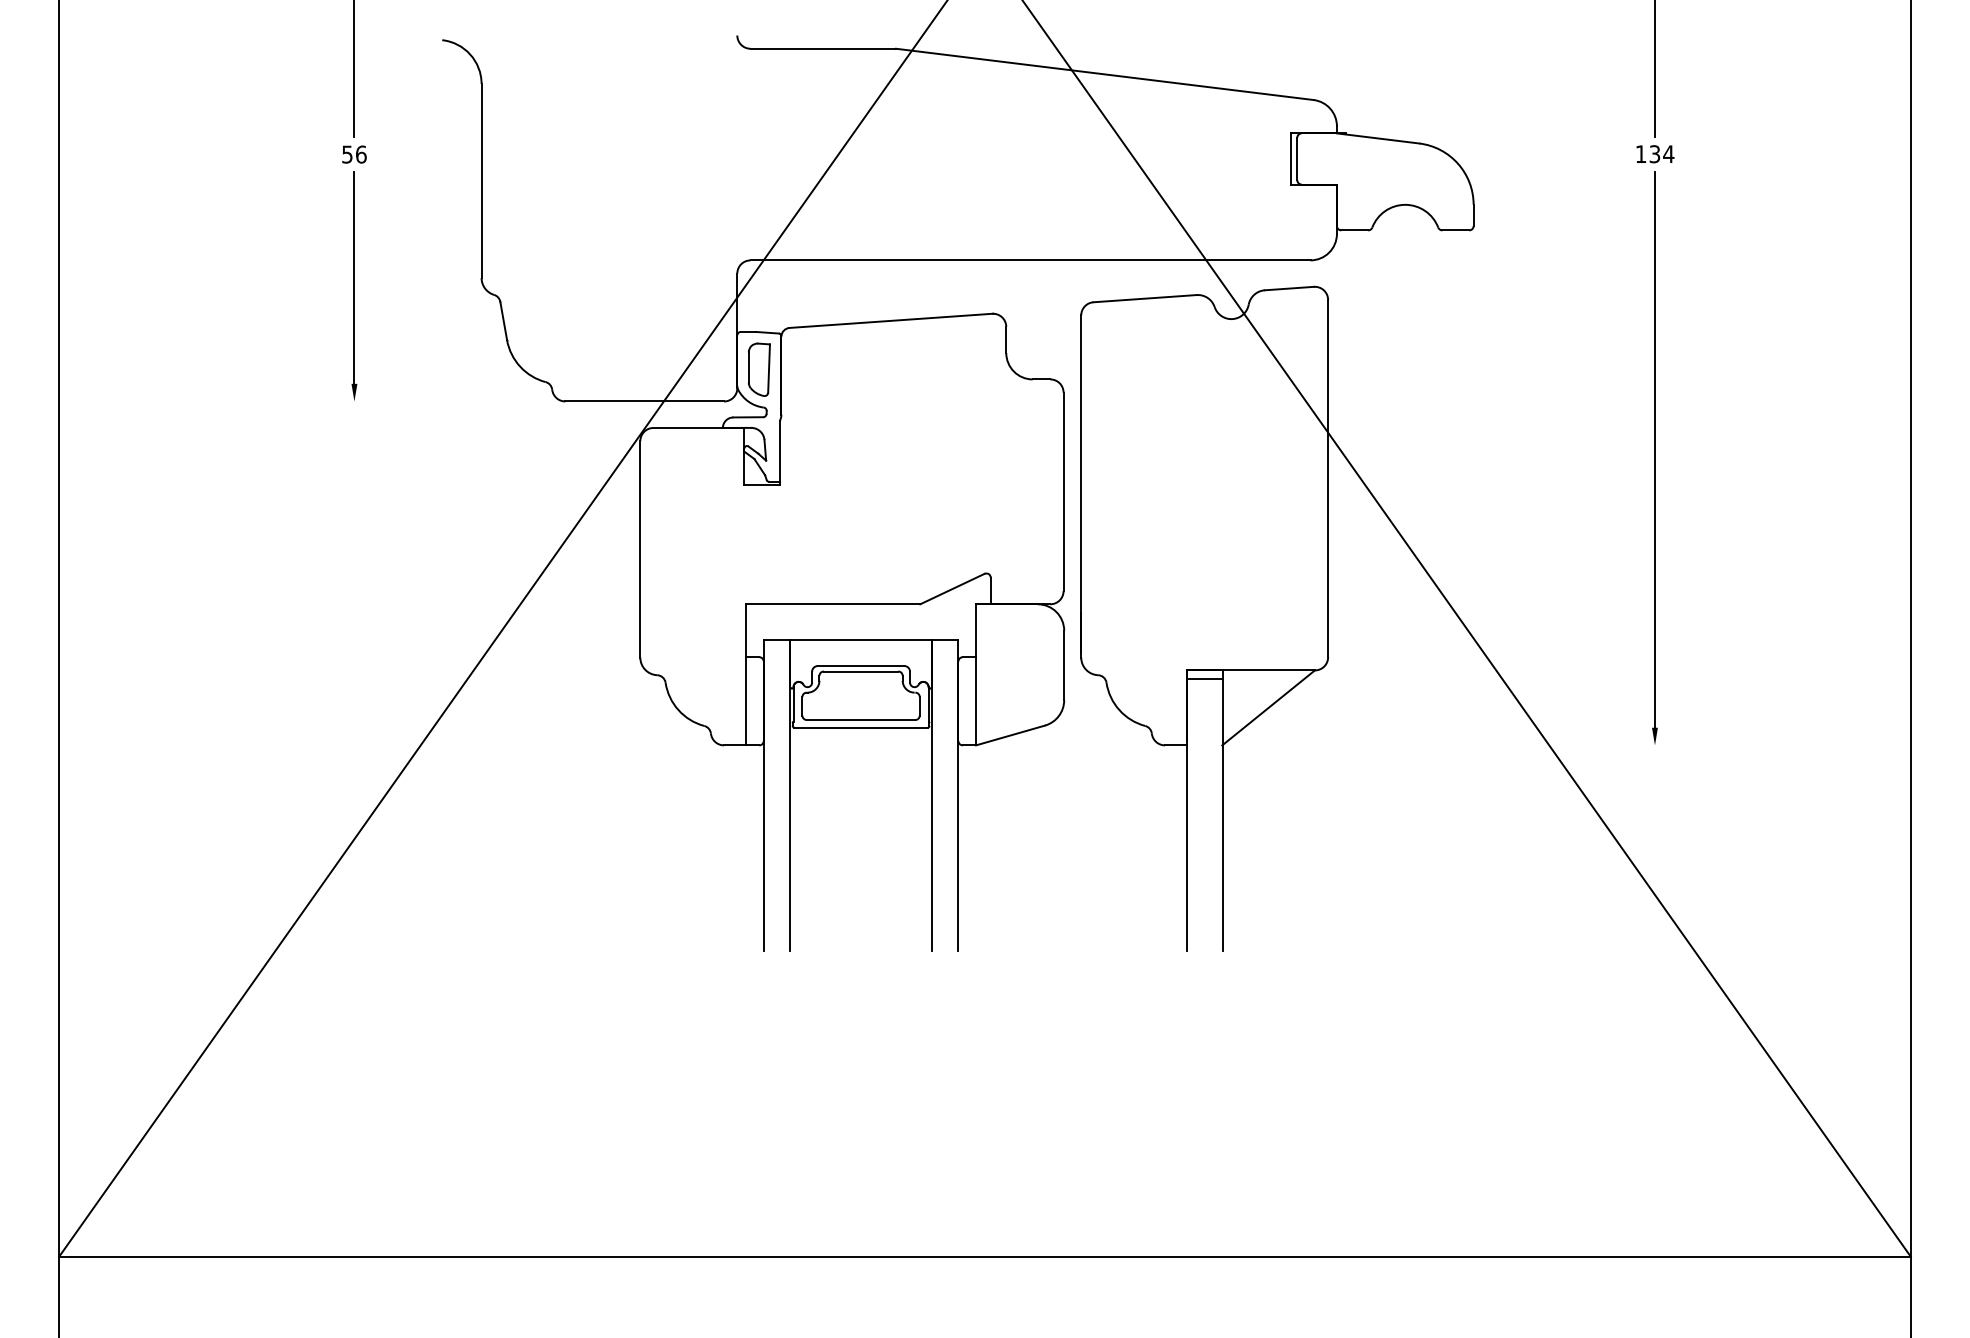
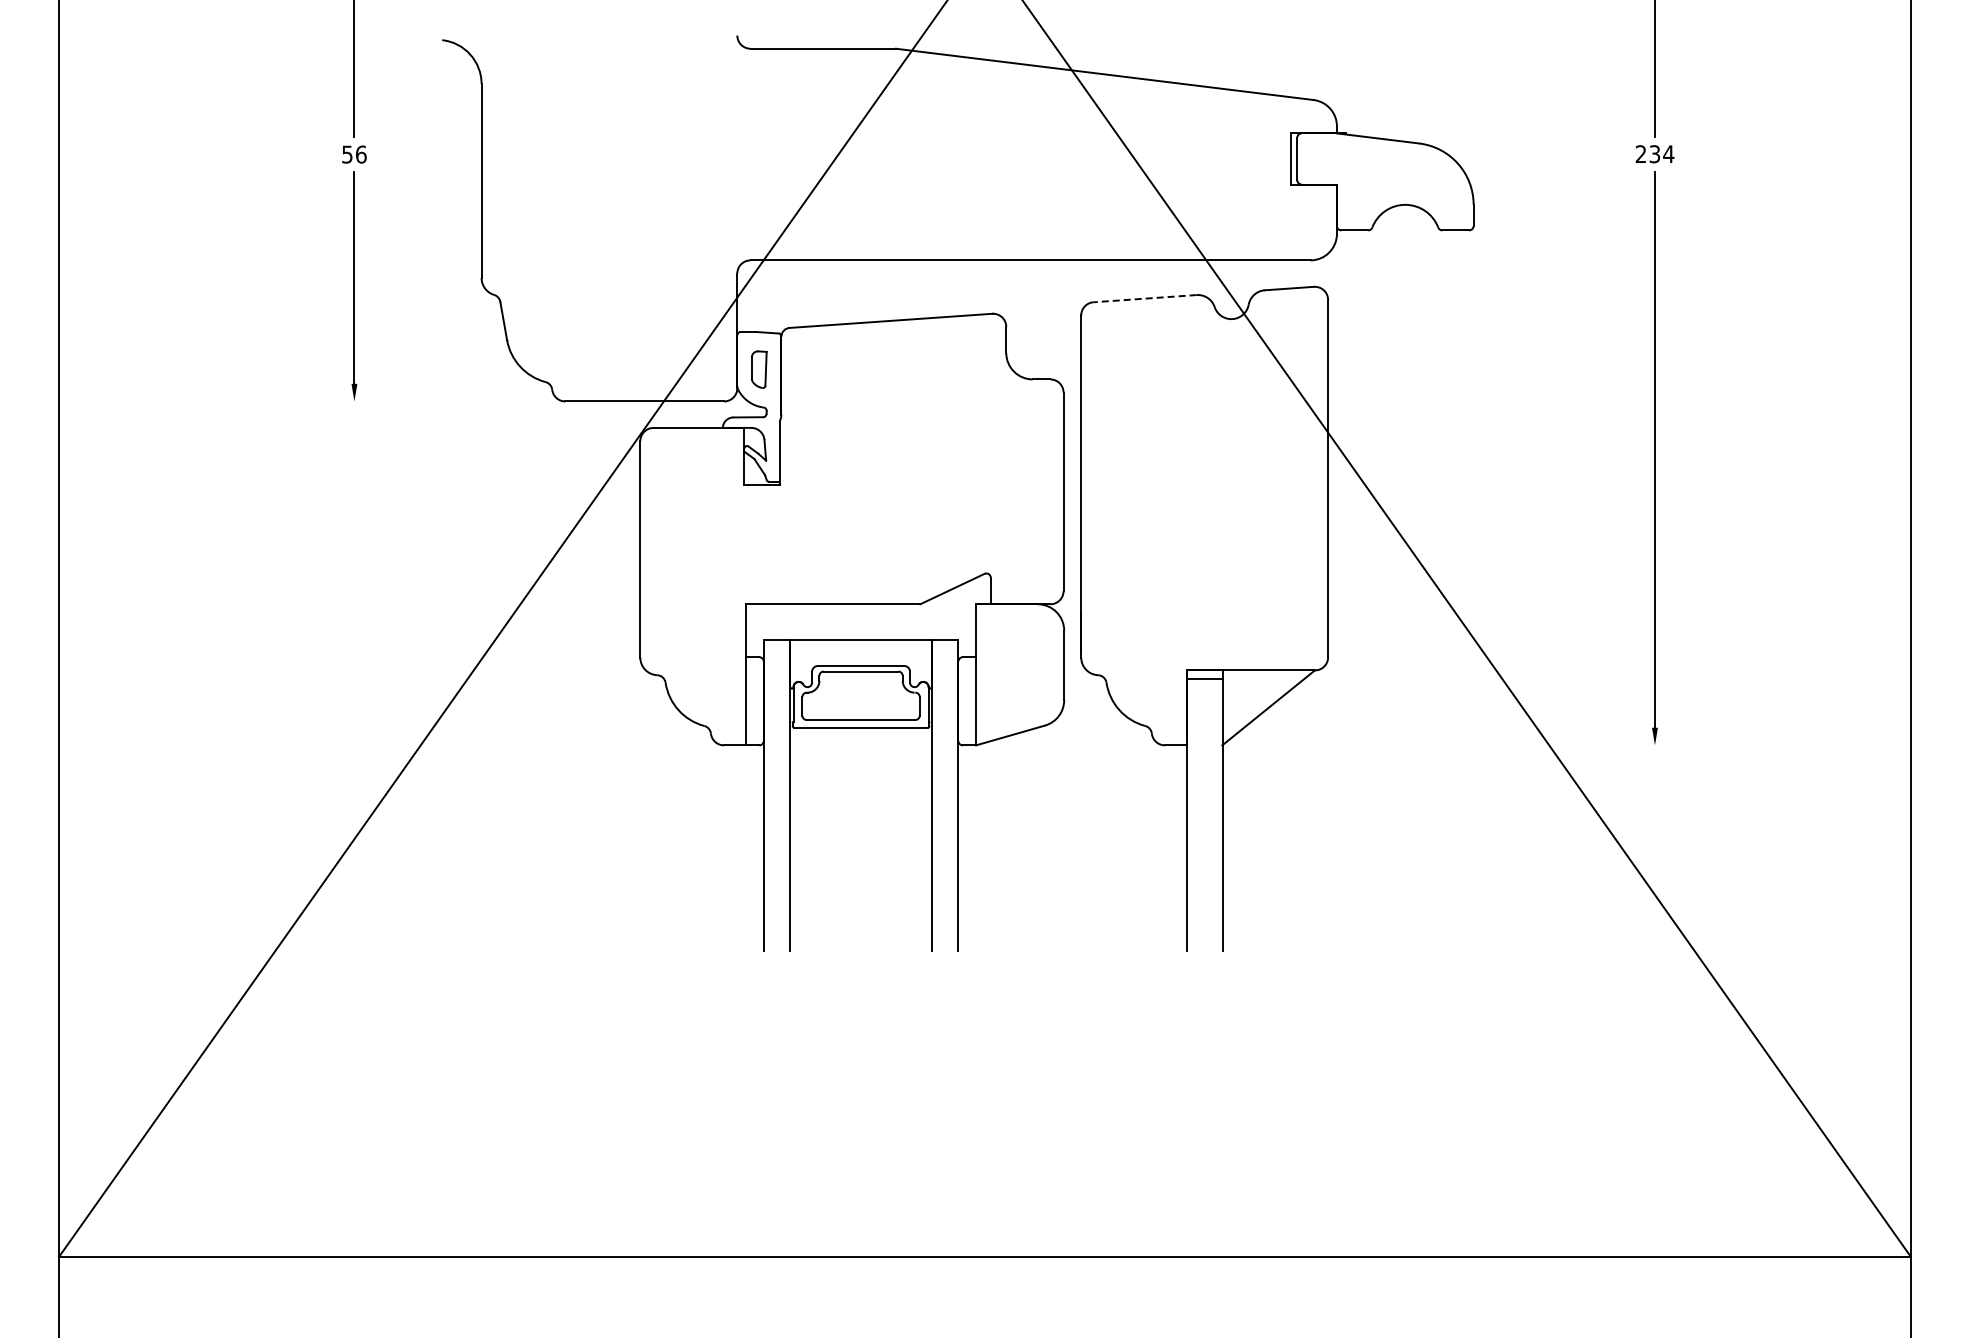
text: 134 -> 234 (1640, 153)
line: solid -> dashed (1145, 298)
part size: 24x55 px -> 17x39 px (759, 369)
